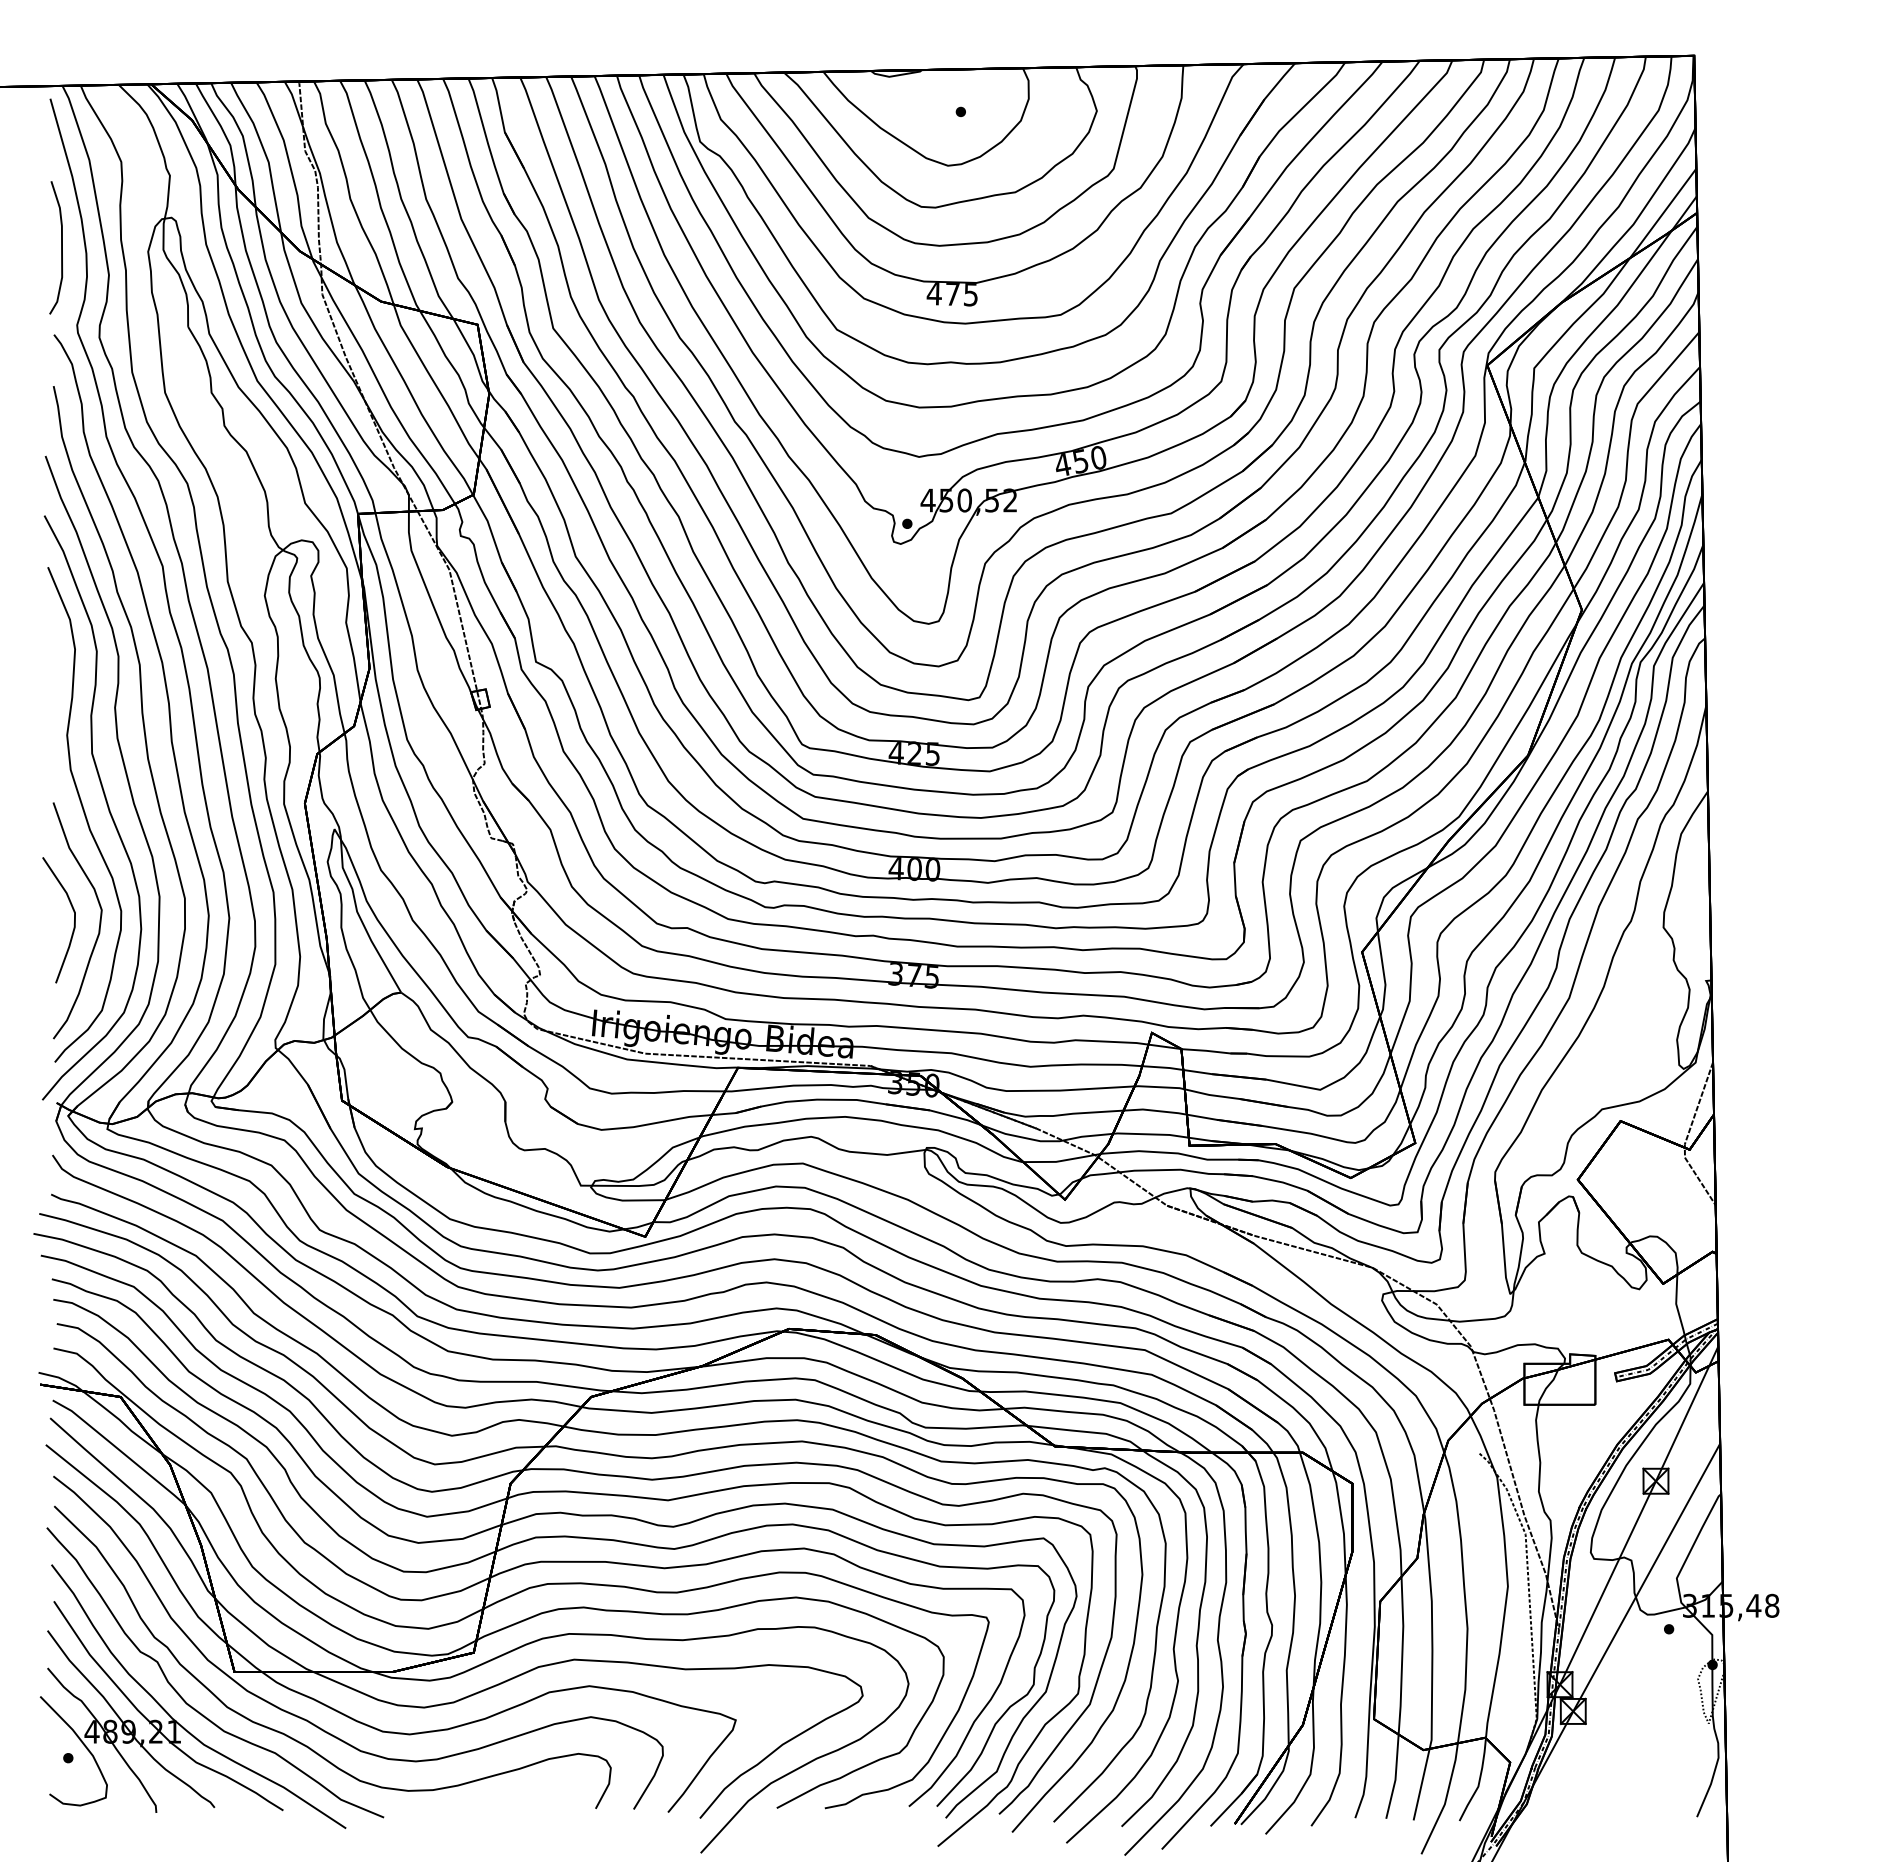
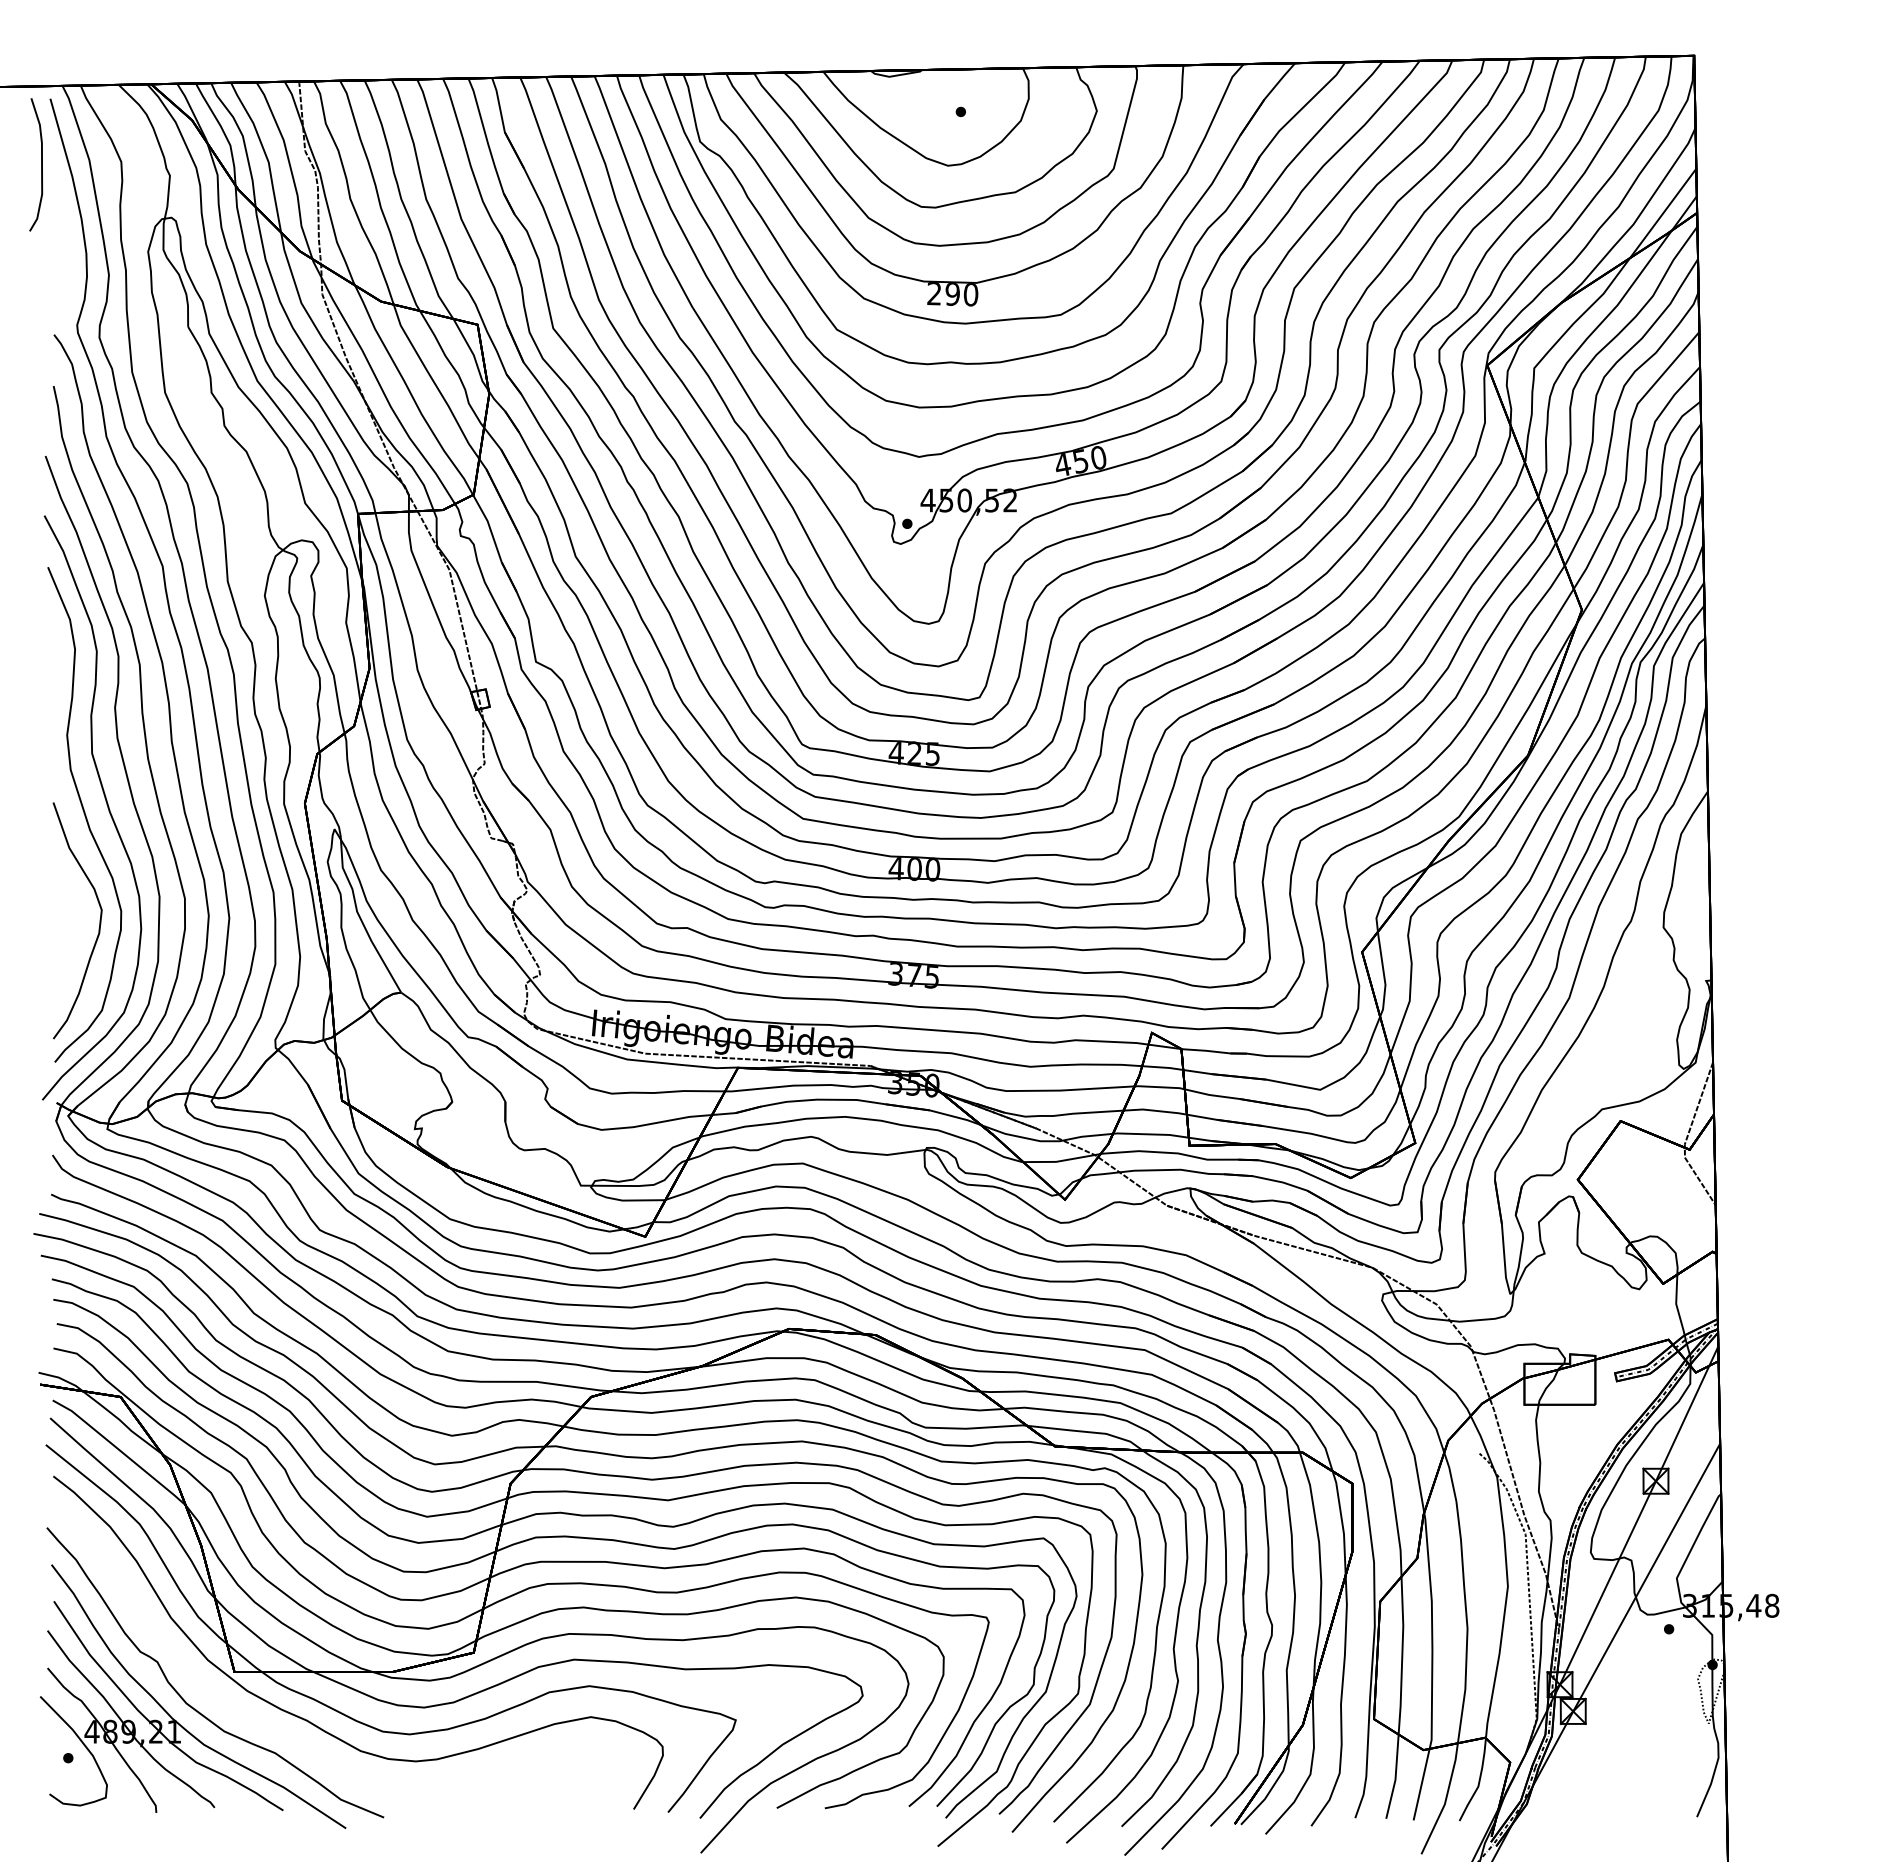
curve position: (61, 247) -> (41, 164) (41, 164)
text: 475 -> 290 (952, 294)
curve: present -> none (73, 925)
curve: present -> none (285, 1733)
